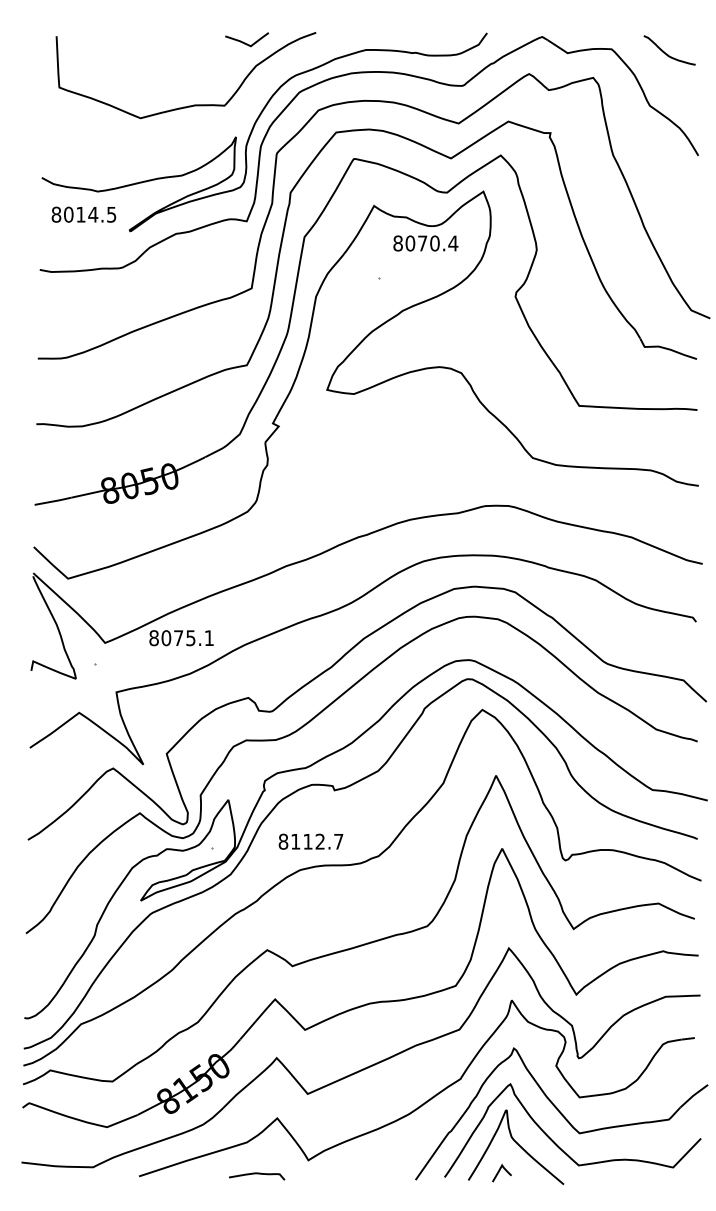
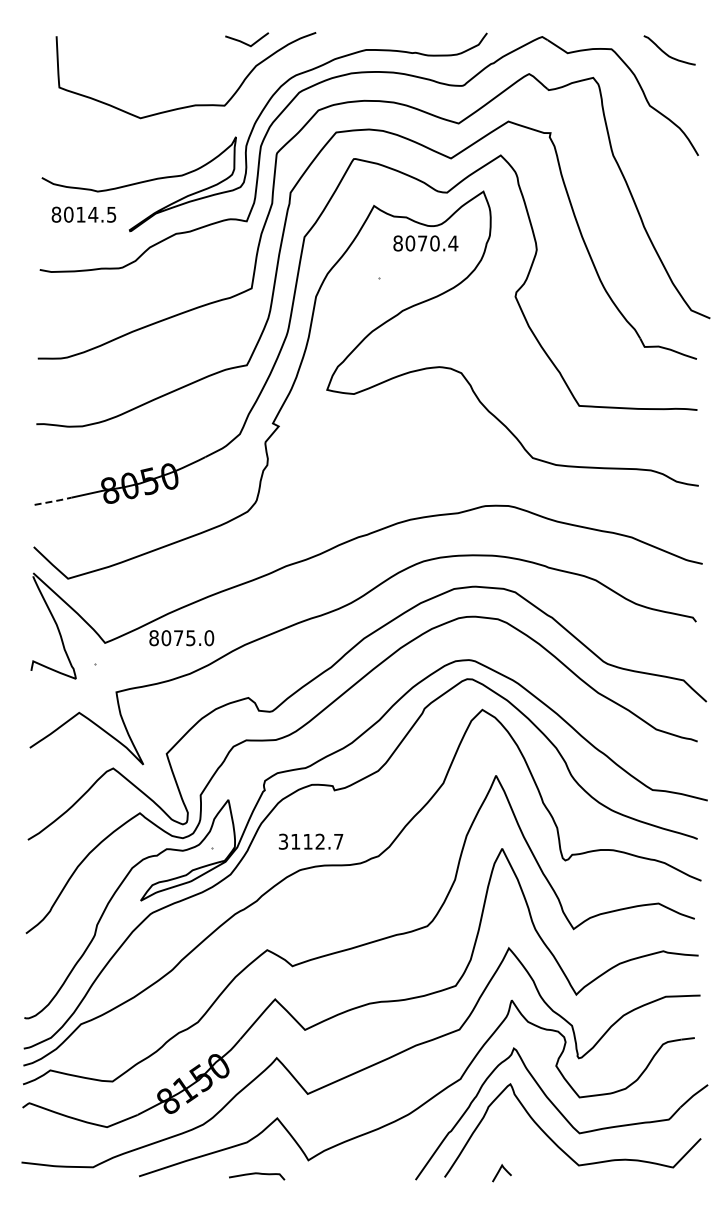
line: solid -> dashed (53, 501)
text: 8075.1 -> 8075.0 (209, 638)
text: 8112.7 -> 3112.7 (283, 841)
curve: present -> none (517, 1144)
